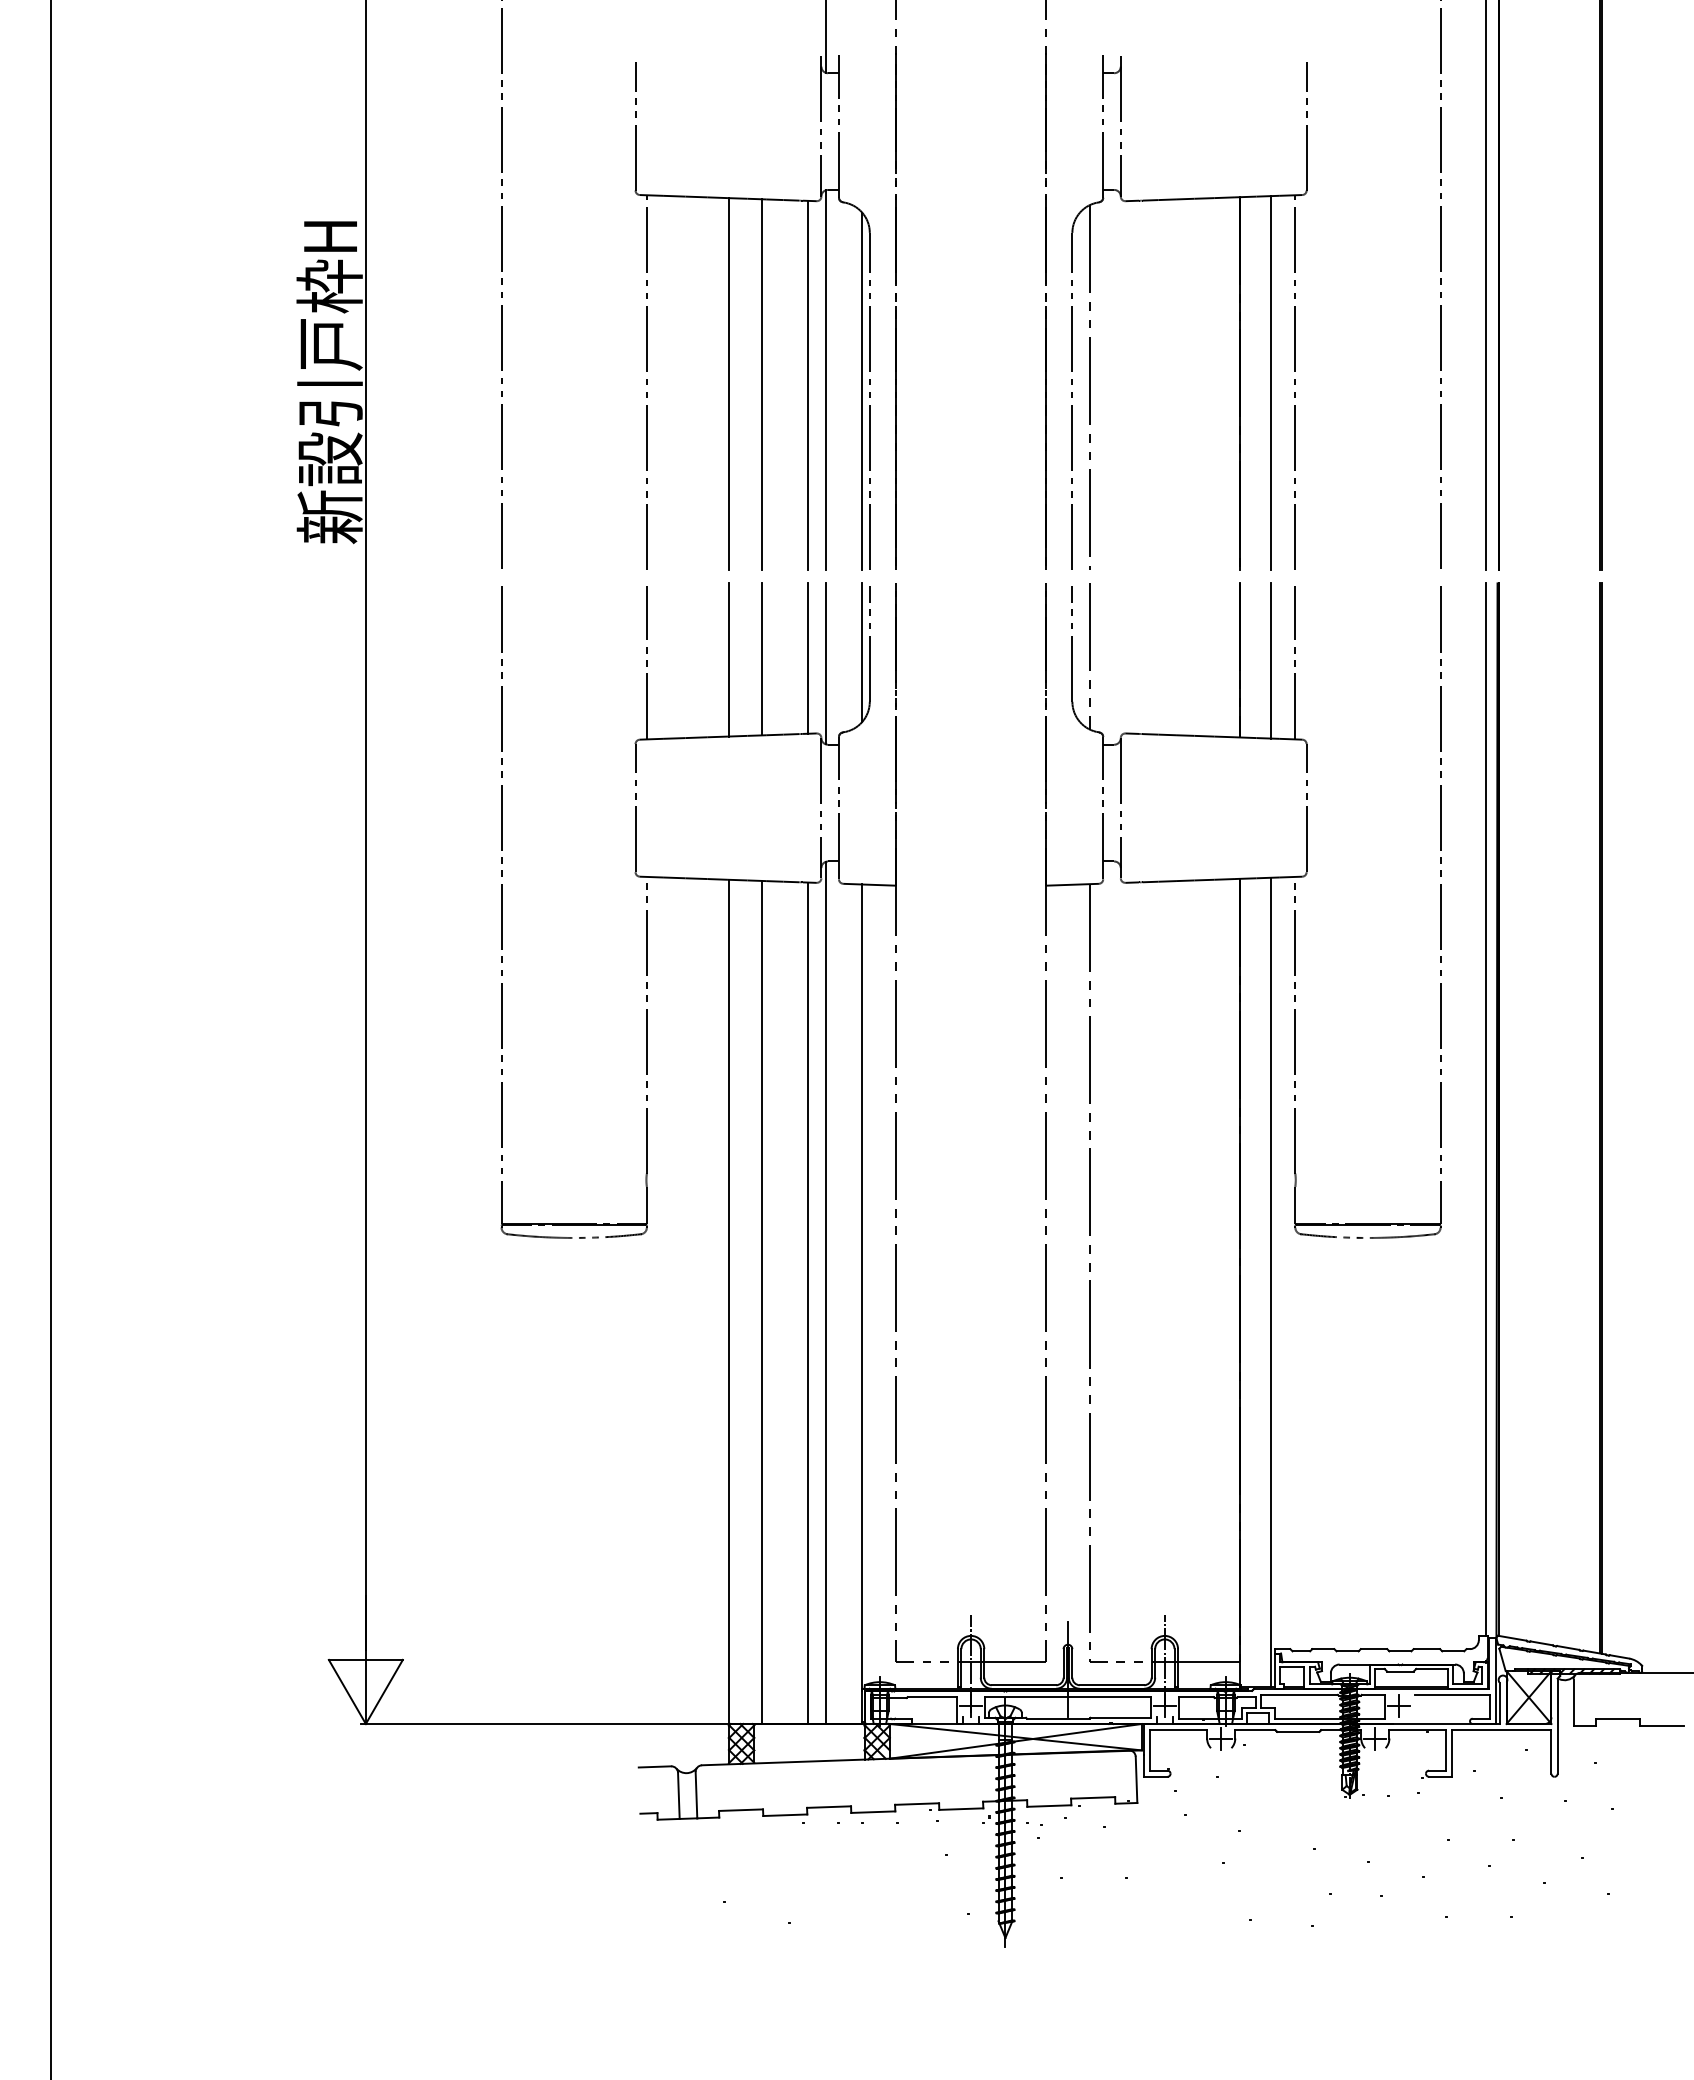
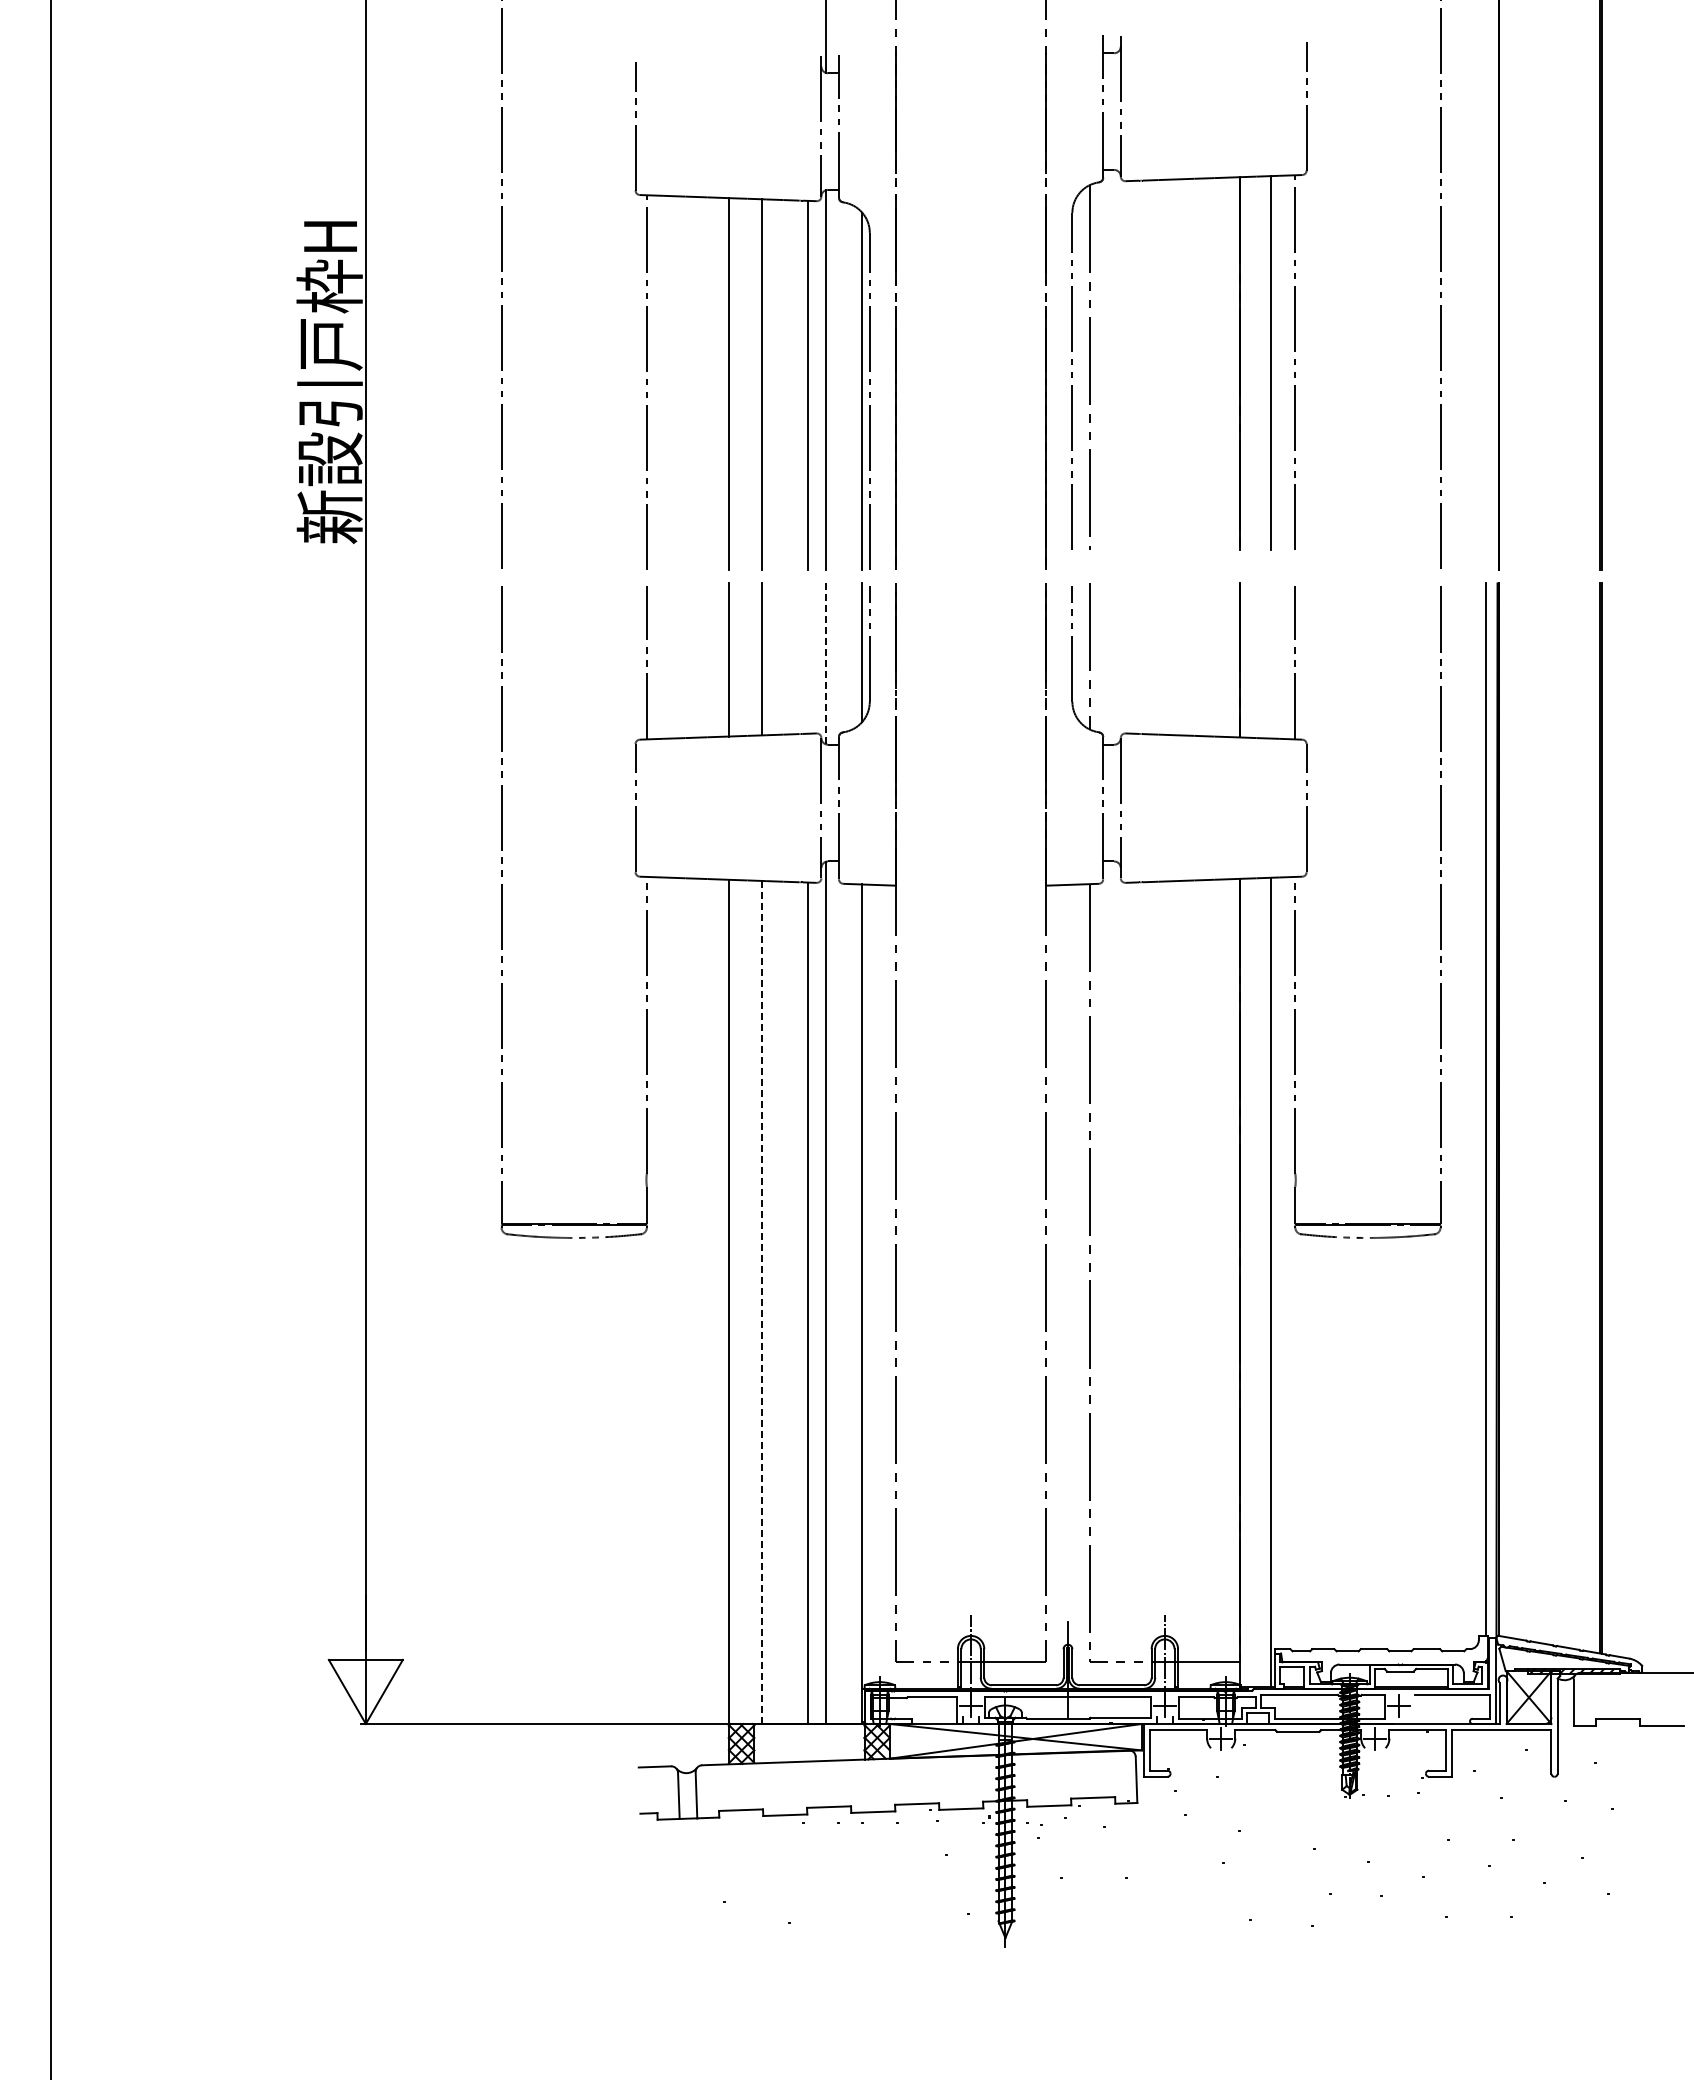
line: present -> none (1486, 286)
part position: (1239, 312) -> (1239, 292) (1239, 292)
line: present -> none (808, 658)
line: present -> none (1270, 660)
line: solid -> dashed (825, 664)
line: solid -> dashed (761, 1302)
